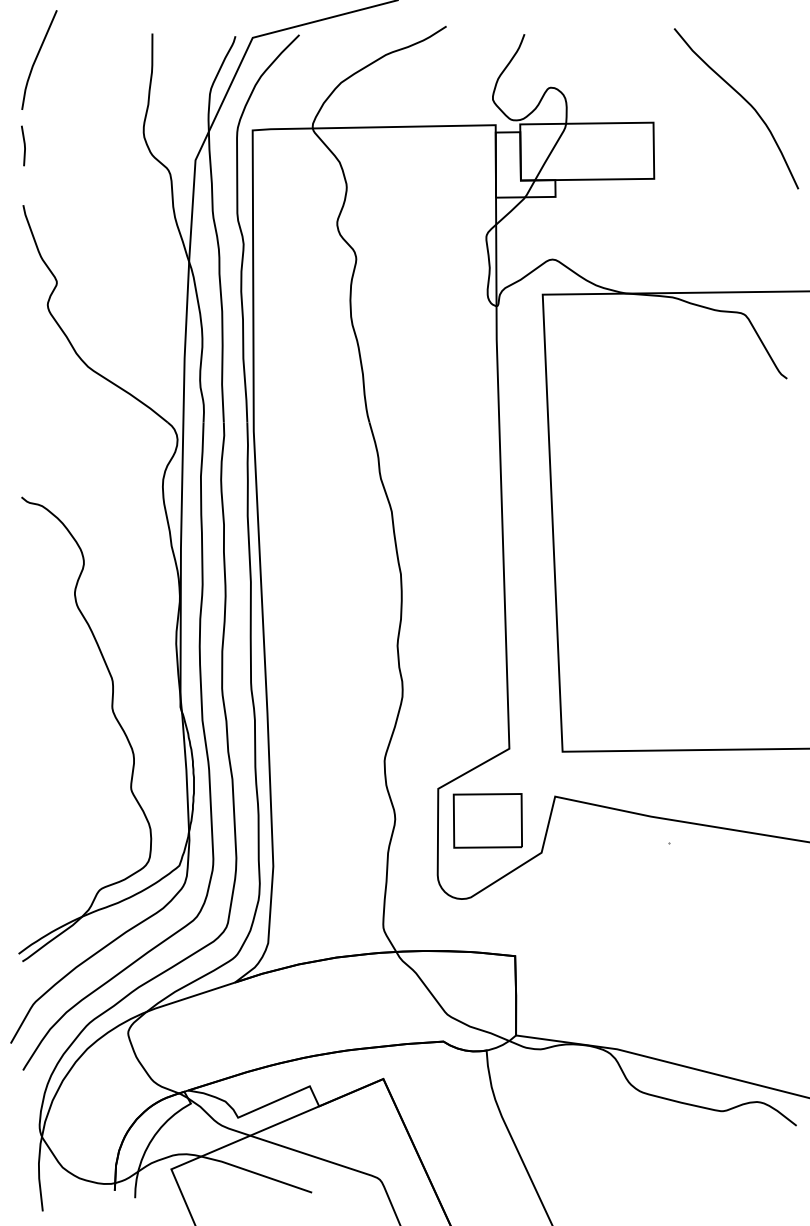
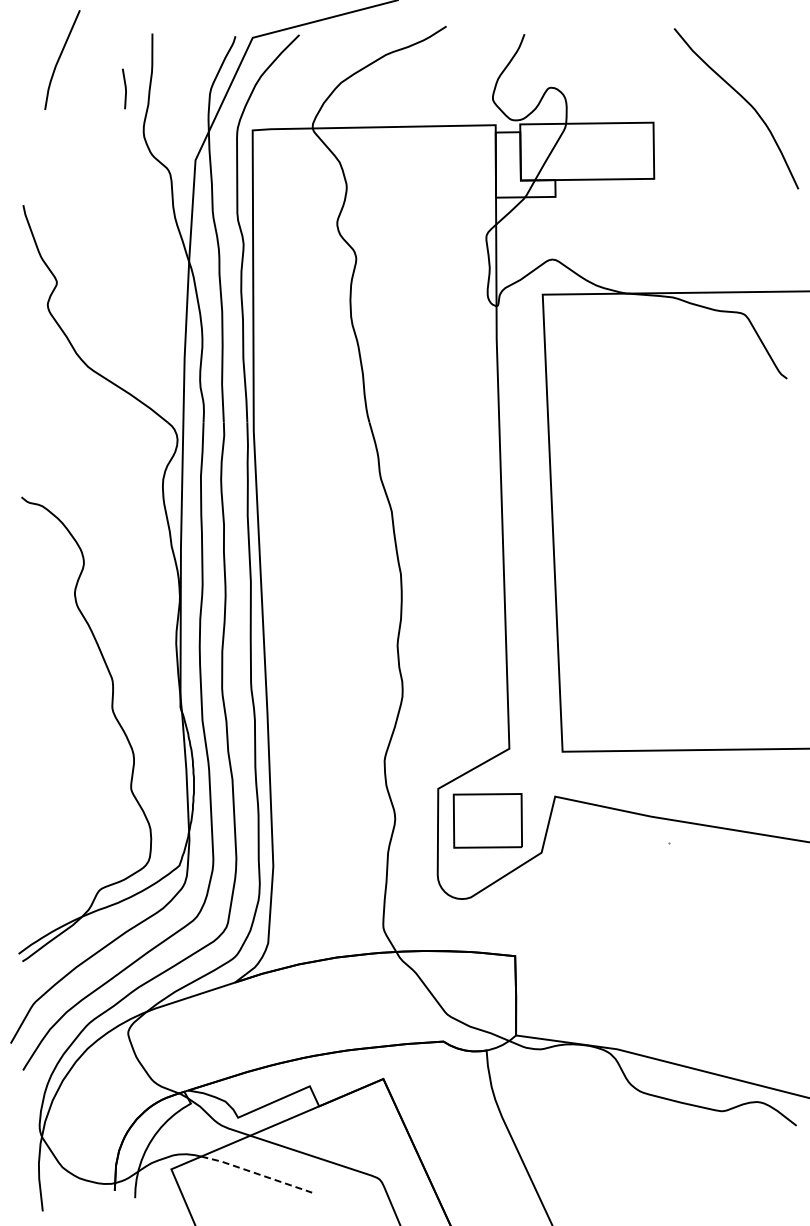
line position: (37, 58) -> (60, 58) (60, 58)
line position: (23, 144) -> (124, 87) (124, 87)
line: solid -> dashed (256, 1173)
